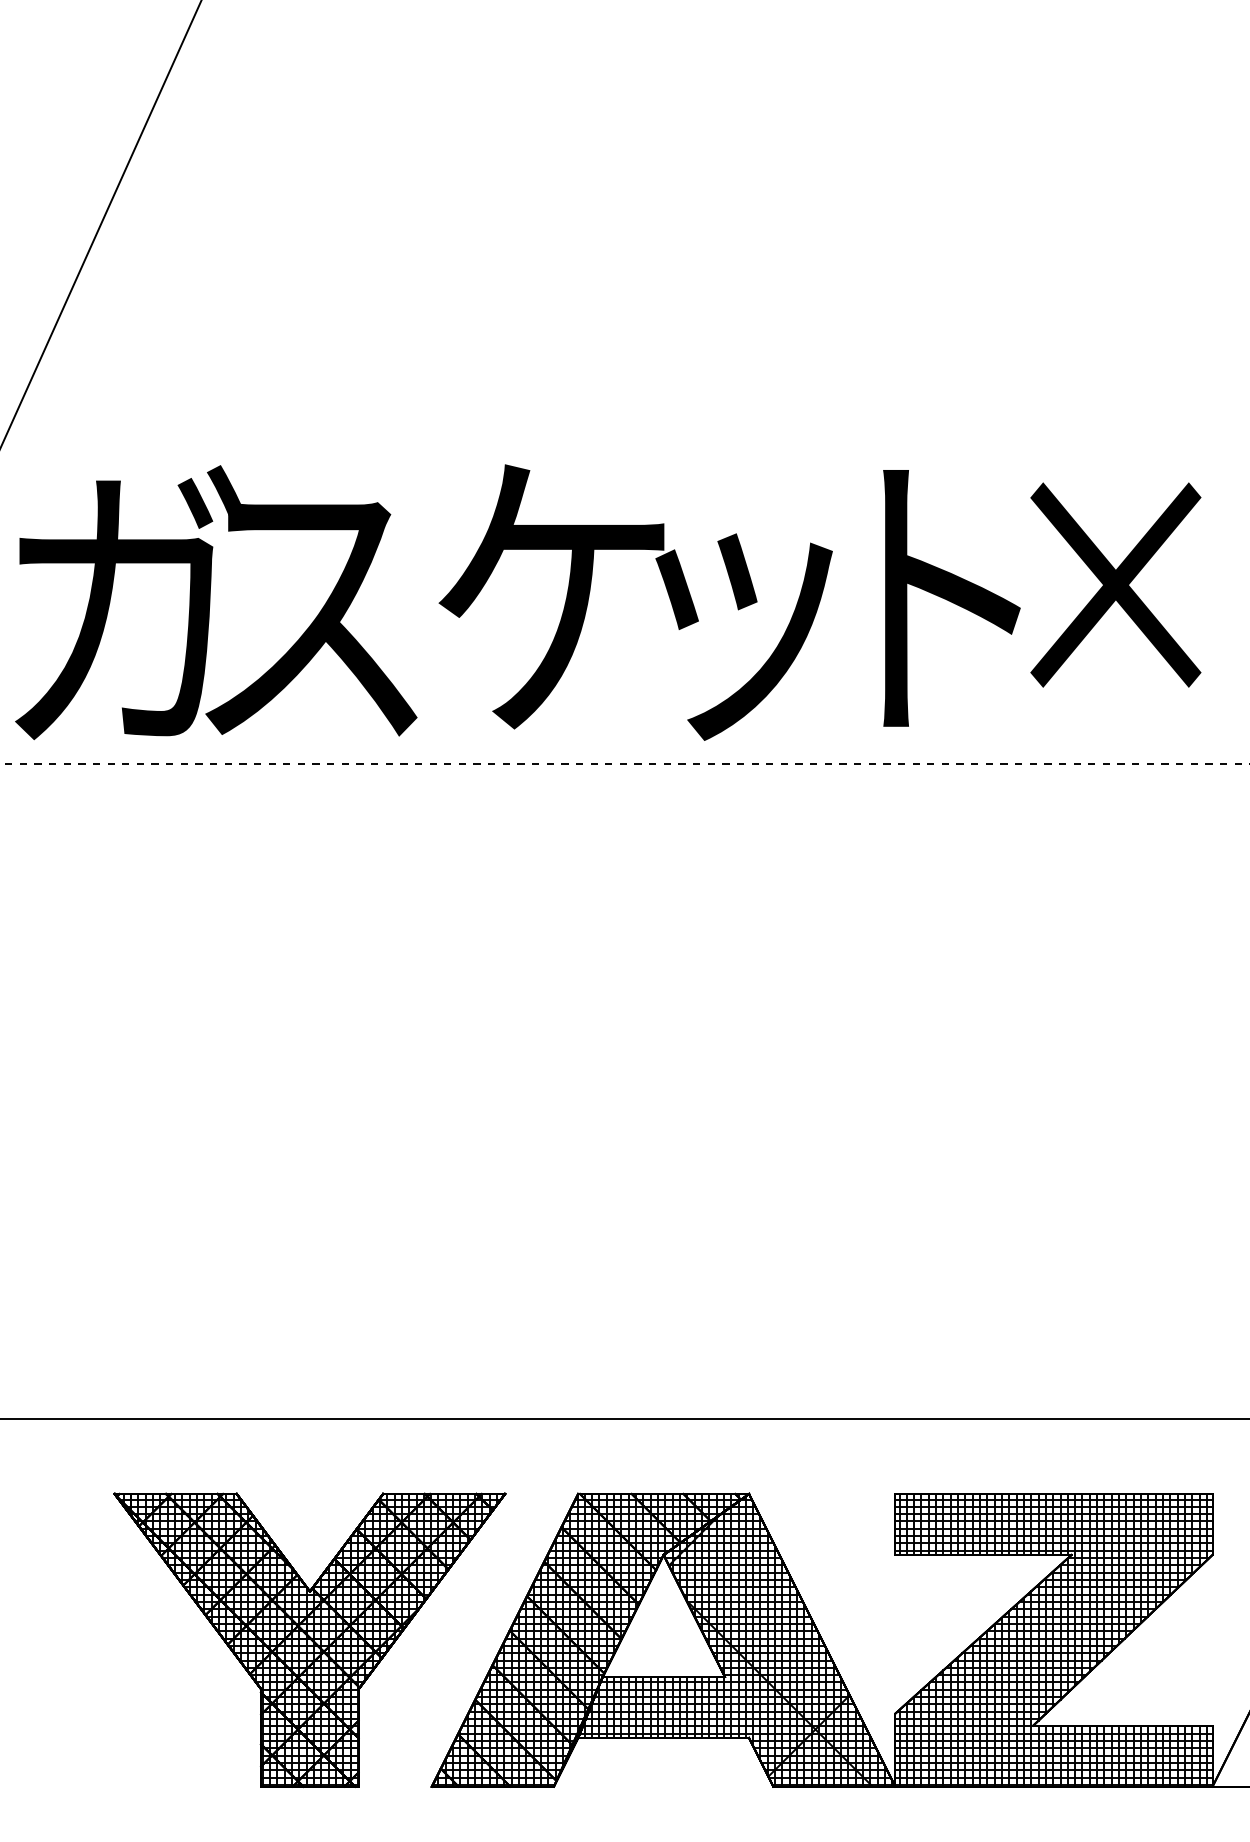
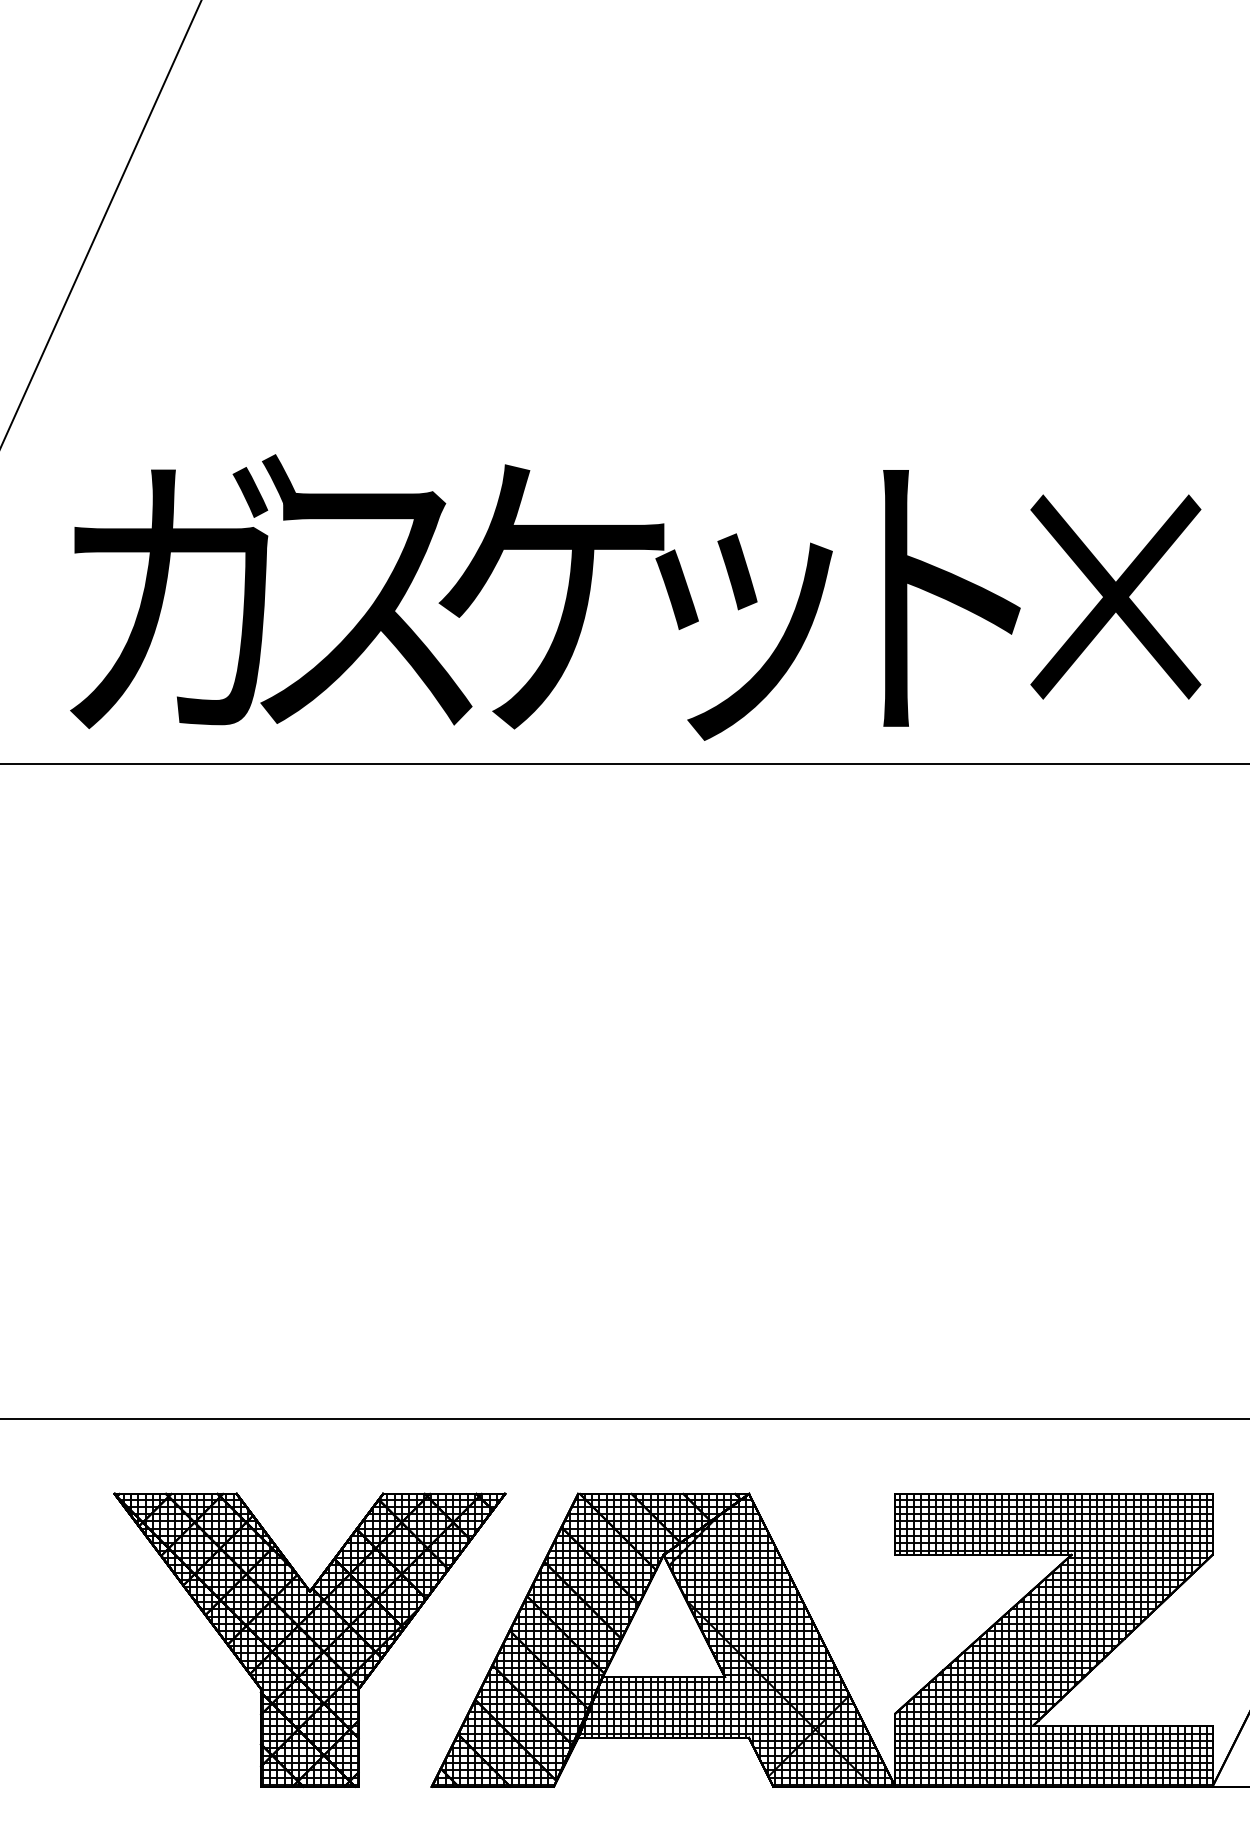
text position: (1115, 584) -> (1115, 596) (1115, 596)
text position: (216, 602) -> (271, 591) (271, 591)
line: dashed -> solid (625, 764)
